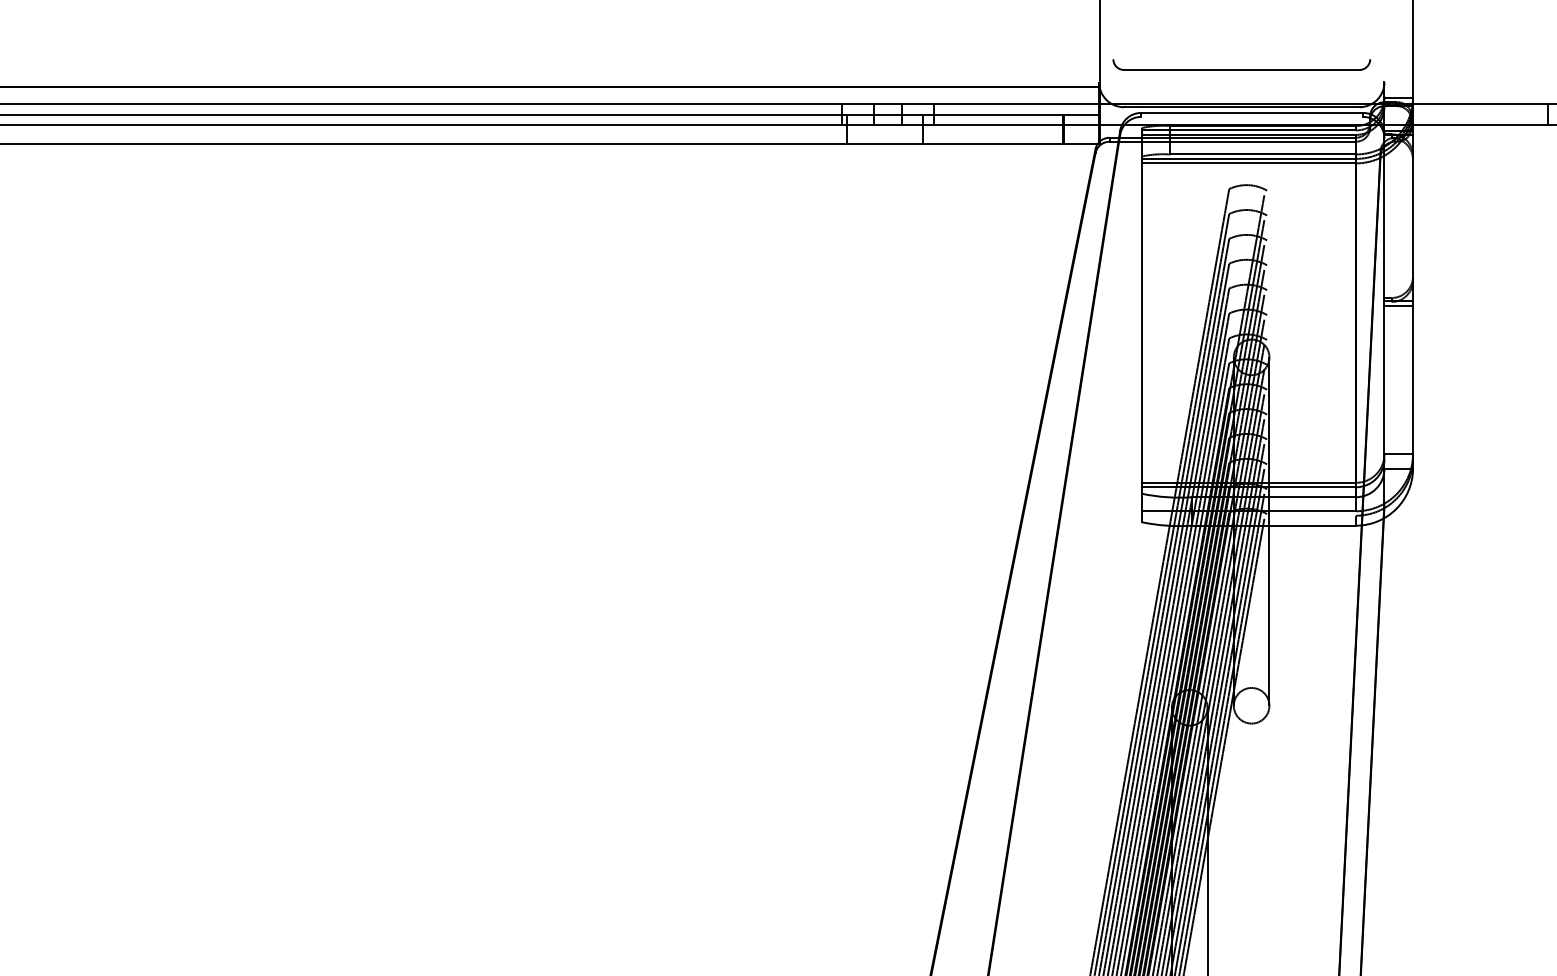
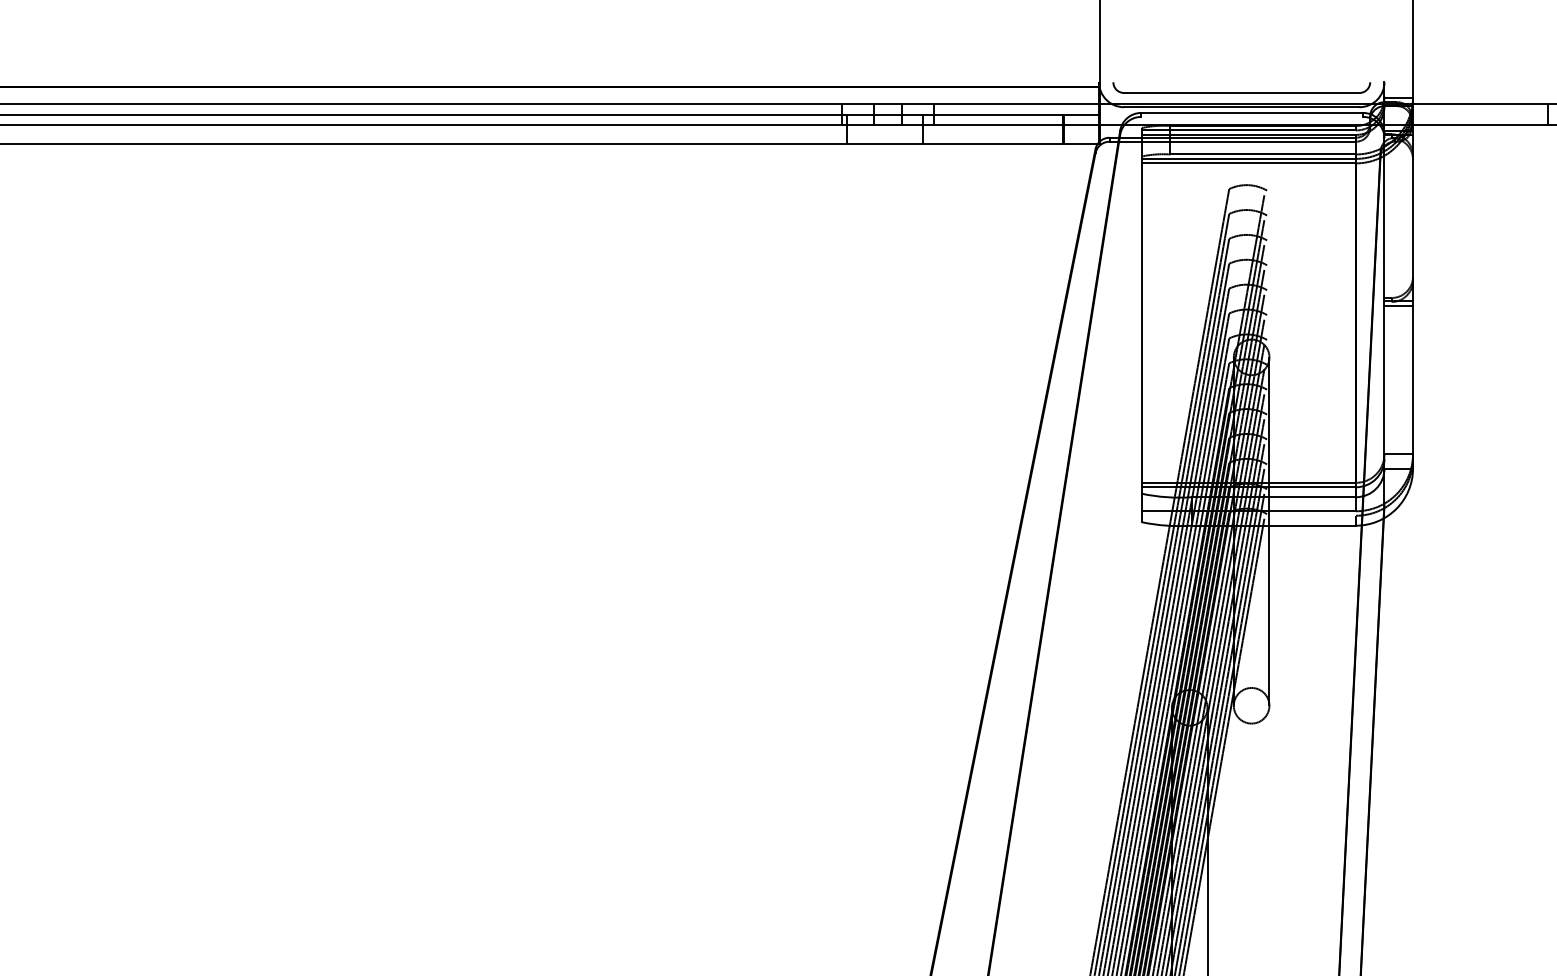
part position: (1241, 64) -> (1241, 87) (1241, 87)
